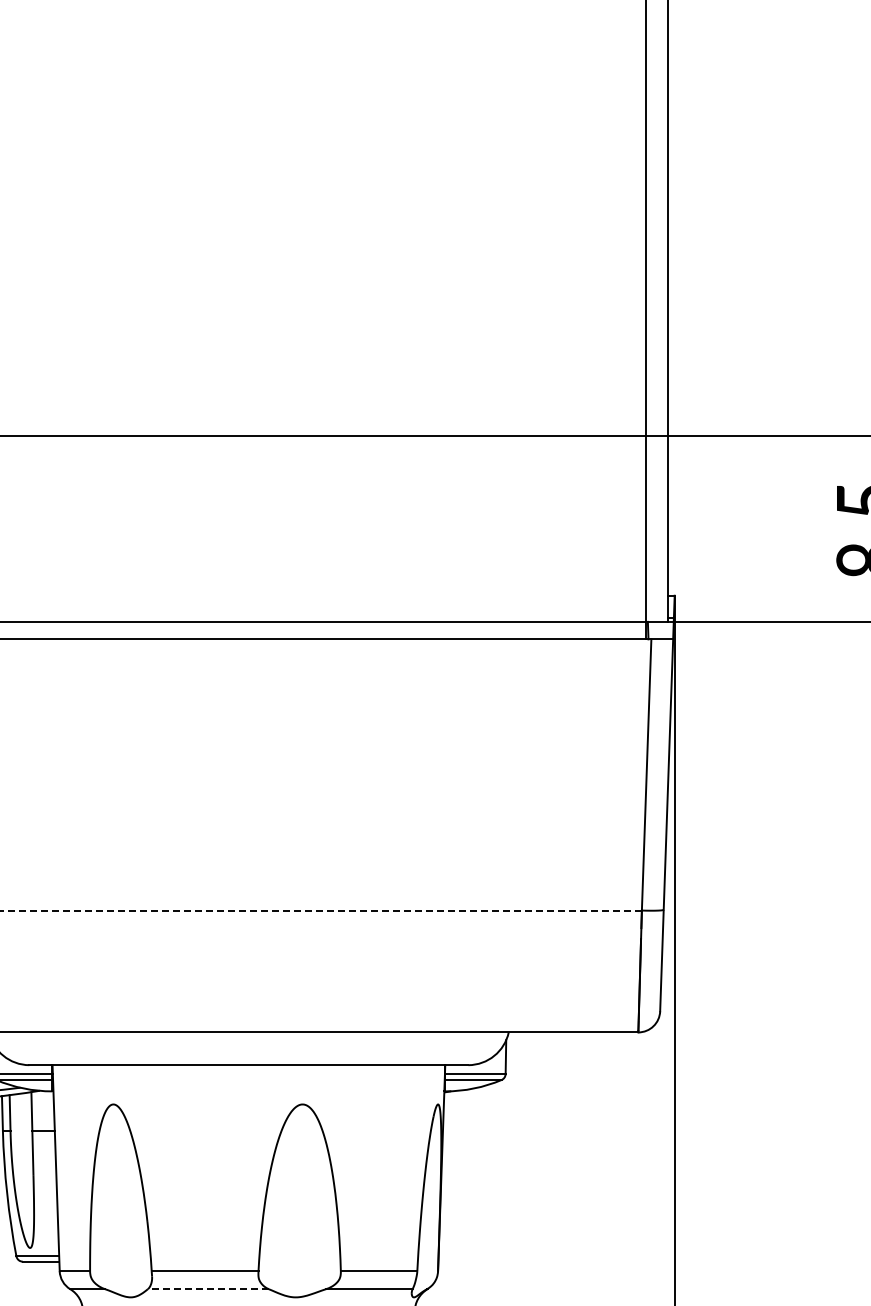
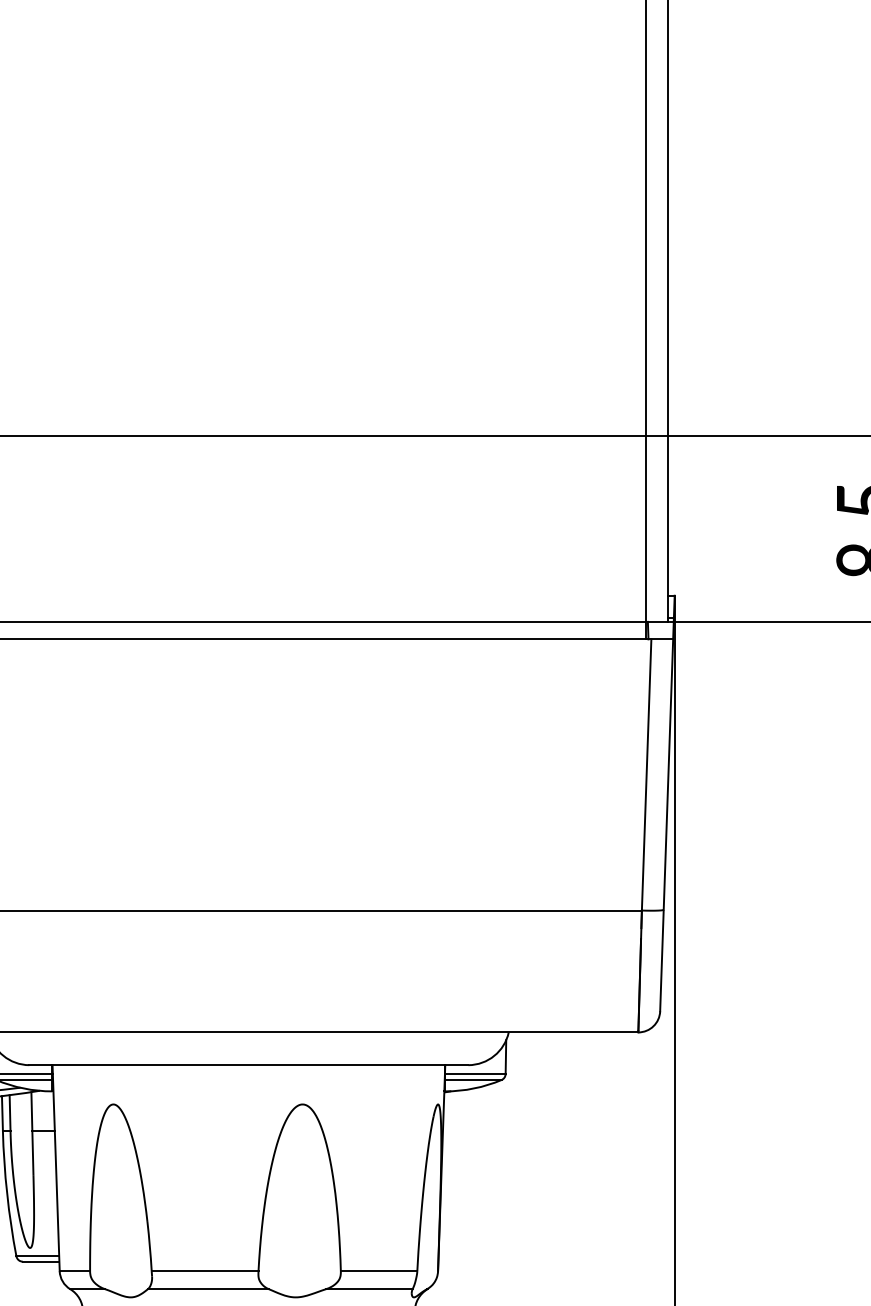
line: dashed -> solid (320, 910)
line: dashed -> solid (208, 1289)
